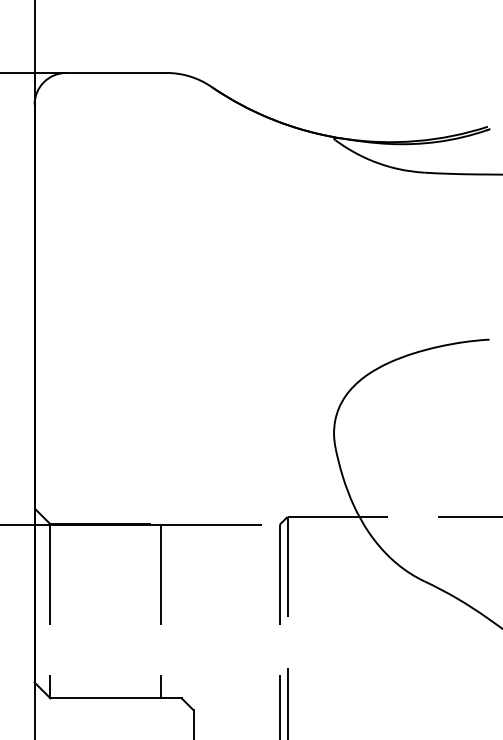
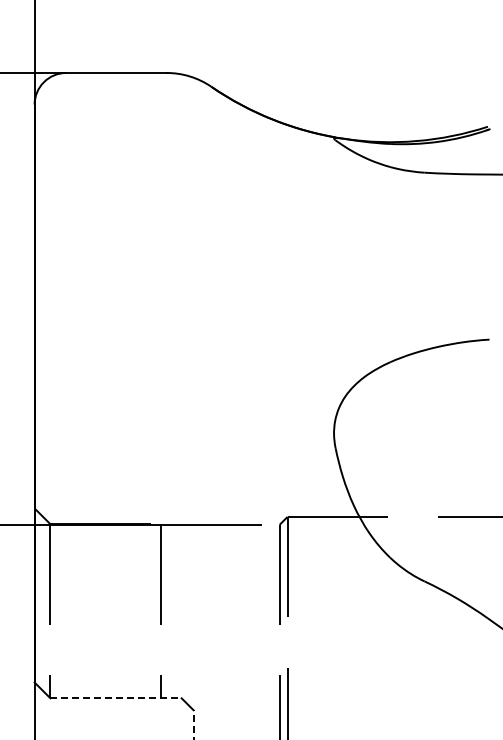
line: solid -> dashed (116, 698)
line: solid -> dashed (193, 724)
